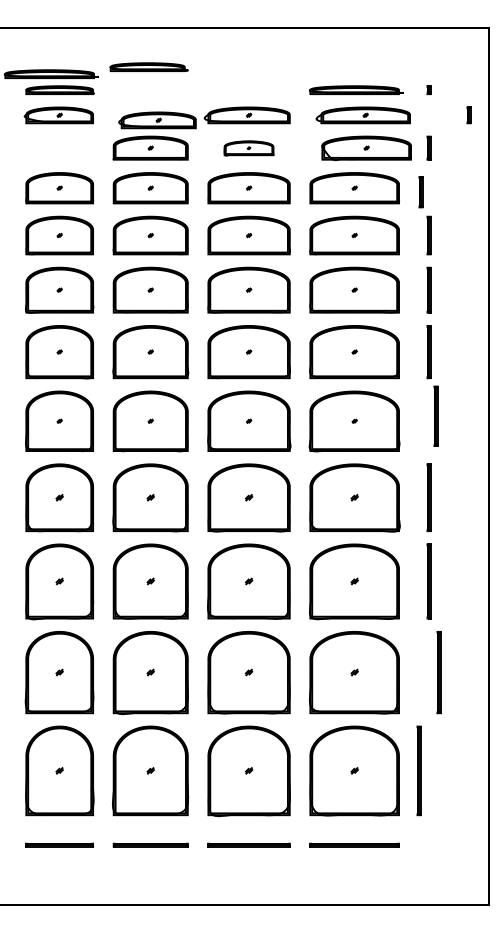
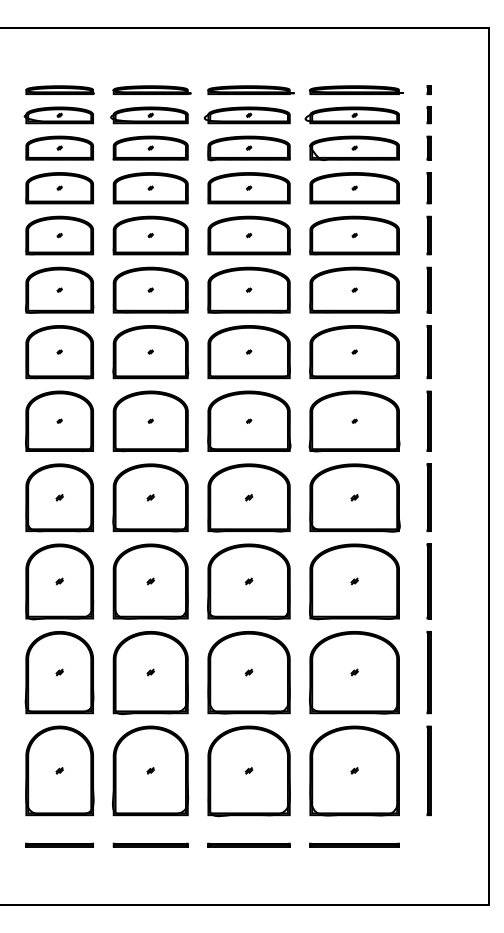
part position: (148, 66) -> (151, 89) (151, 89)
part: present -> none (50, 73)
part: none -> present (250, 89)
part position: (362, 115) -> (351, 115) (351, 115)
part position: (468, 115) -> (428, 115) (428, 115)
part position: (157, 120) -> (149, 115) (149, 115)
part: none -> present (59, 147)
part size: 52x17 px -> 84x27 px (248, 148)
part position: (366, 148) -> (354, 148) (354, 148)
part position: (420, 192) -> (428, 188) (428, 188)
part position: (435, 415) -> (428, 420) (428, 420)
part position: (438, 672) -> (428, 672) (428, 672)
part position: (418, 770) -> (428, 770) (428, 770)
